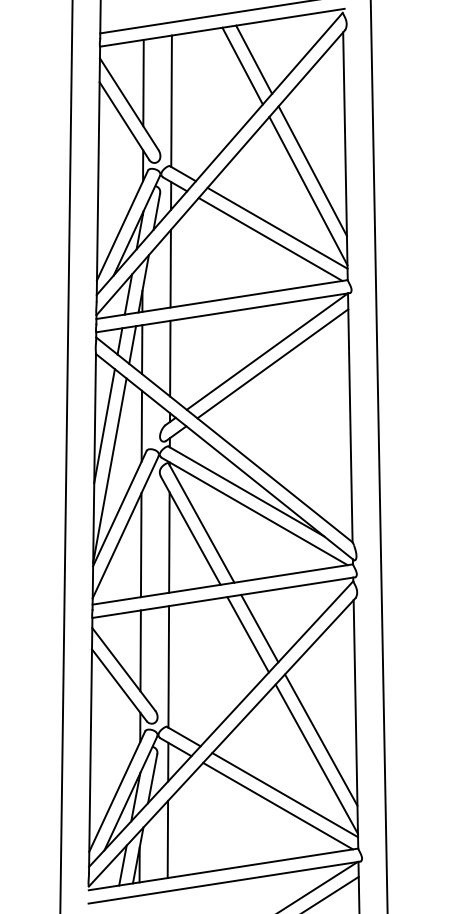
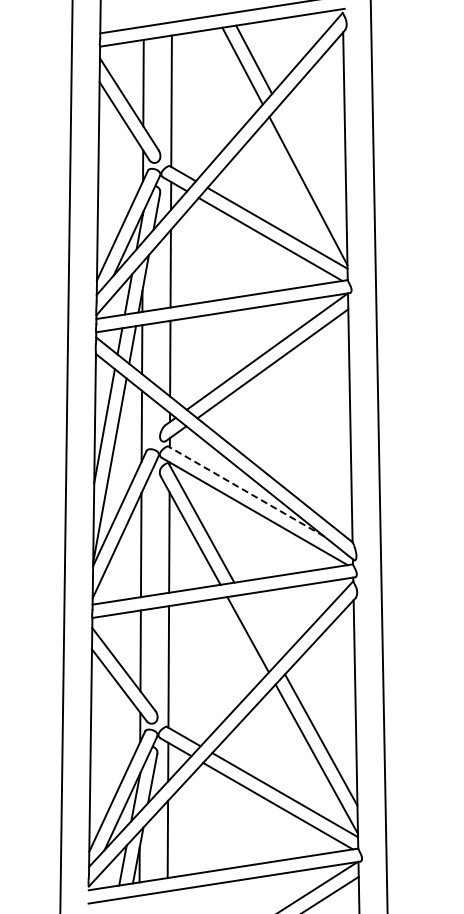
line: present -> none (312, 171)
line: solid -> dashed (246, 491)
line: present -> none (259, 628)
